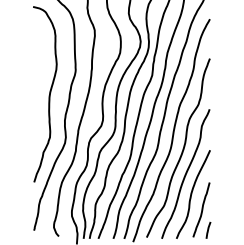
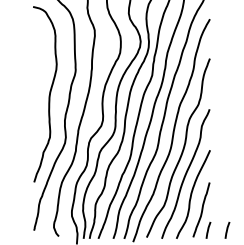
line: none -> present (227, 230)
